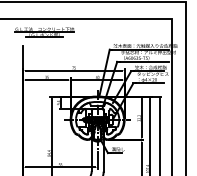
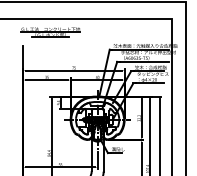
part position: (44, 32) -> (50, 32) (50, 32)
